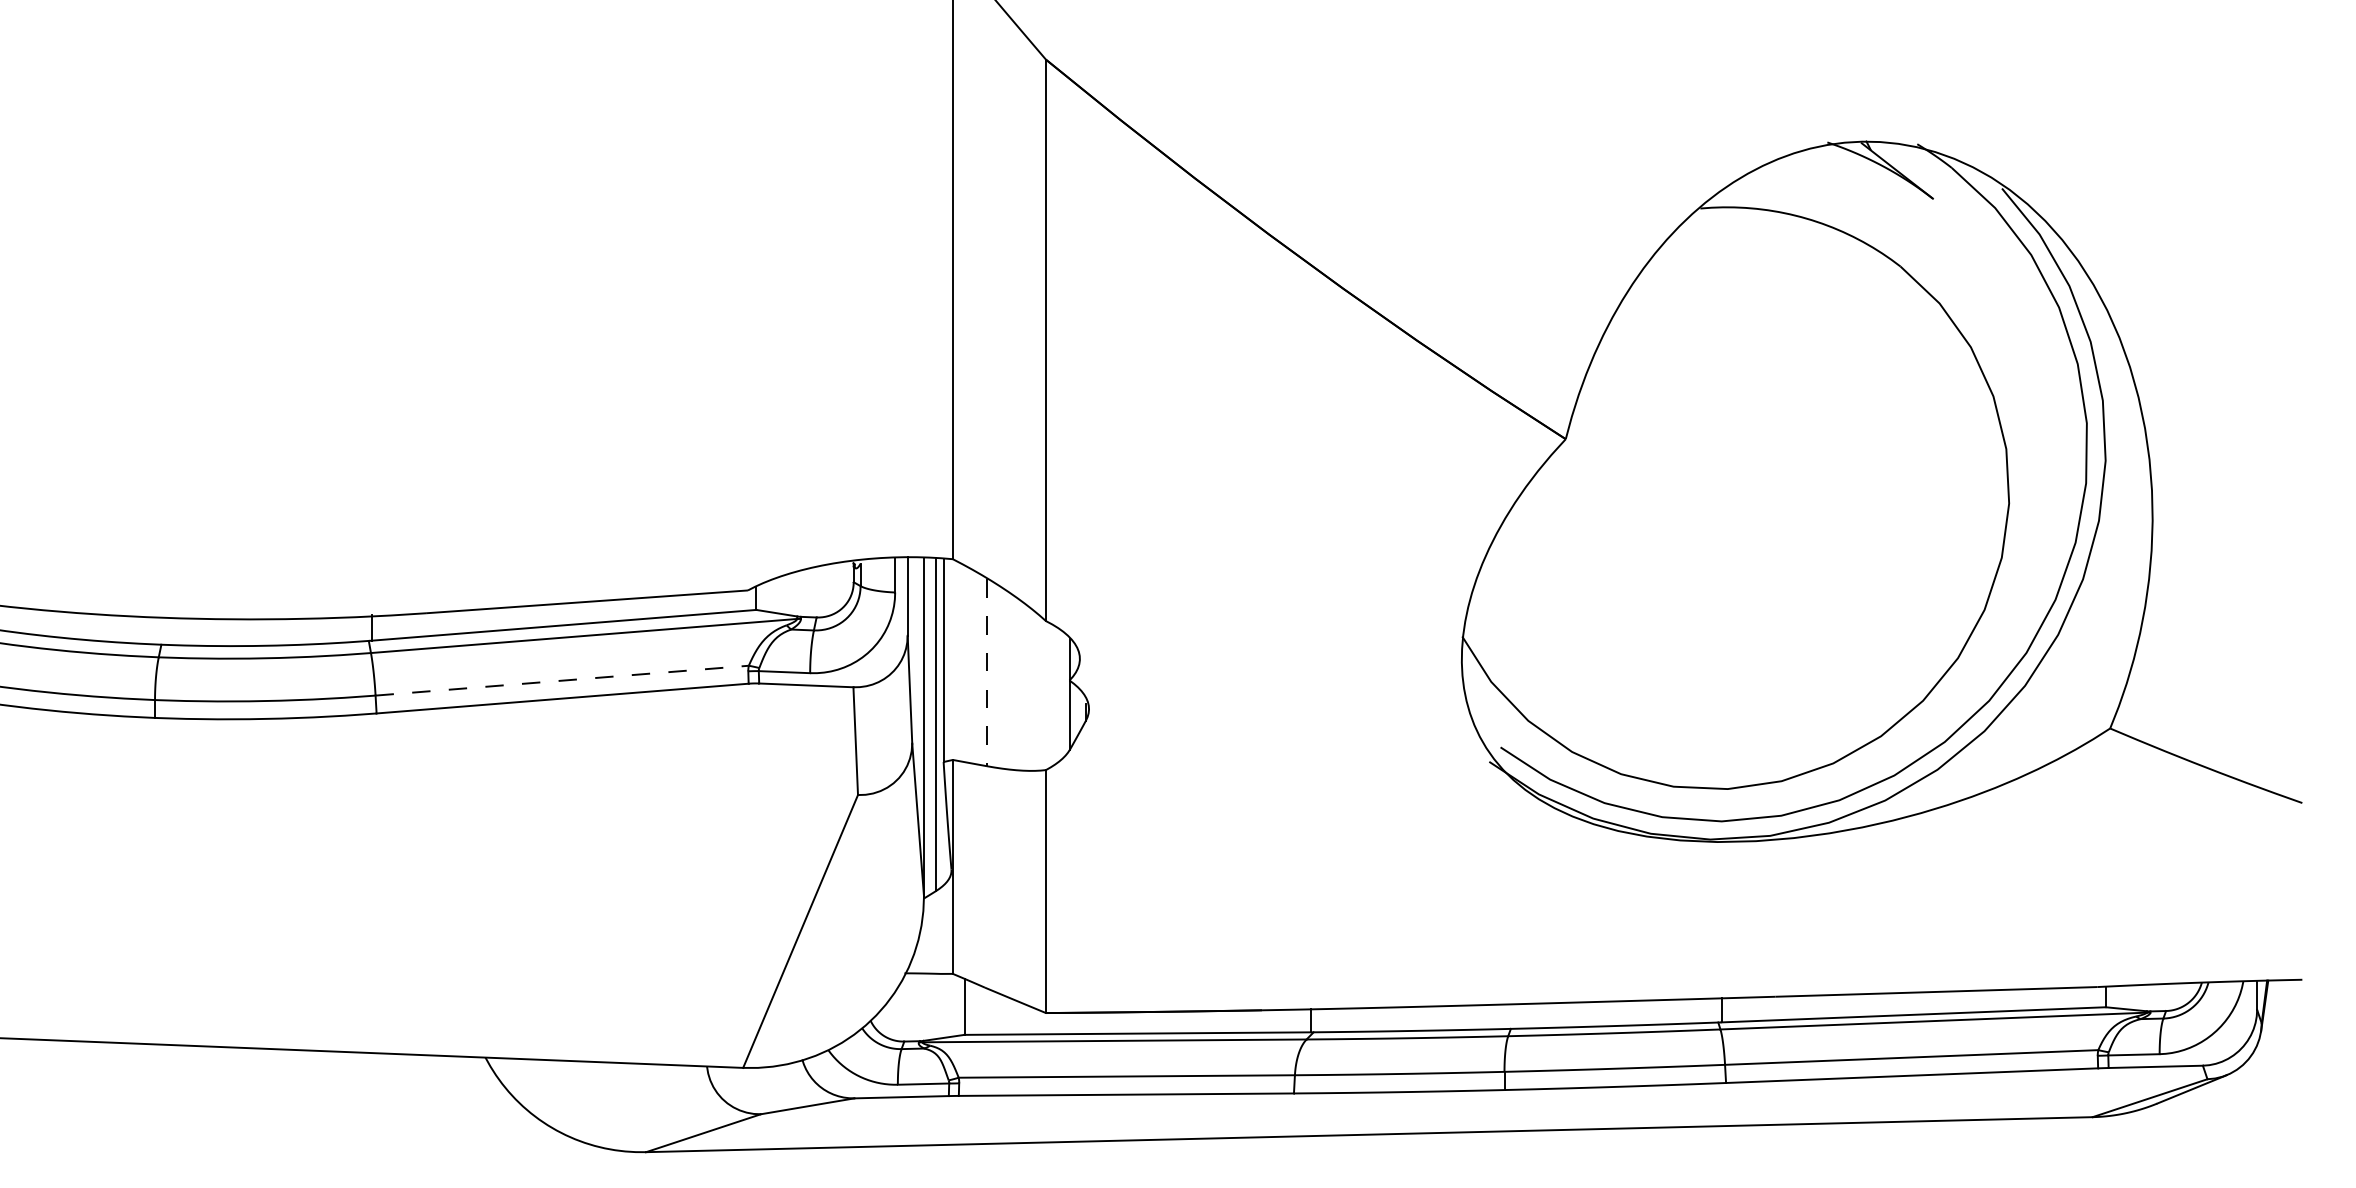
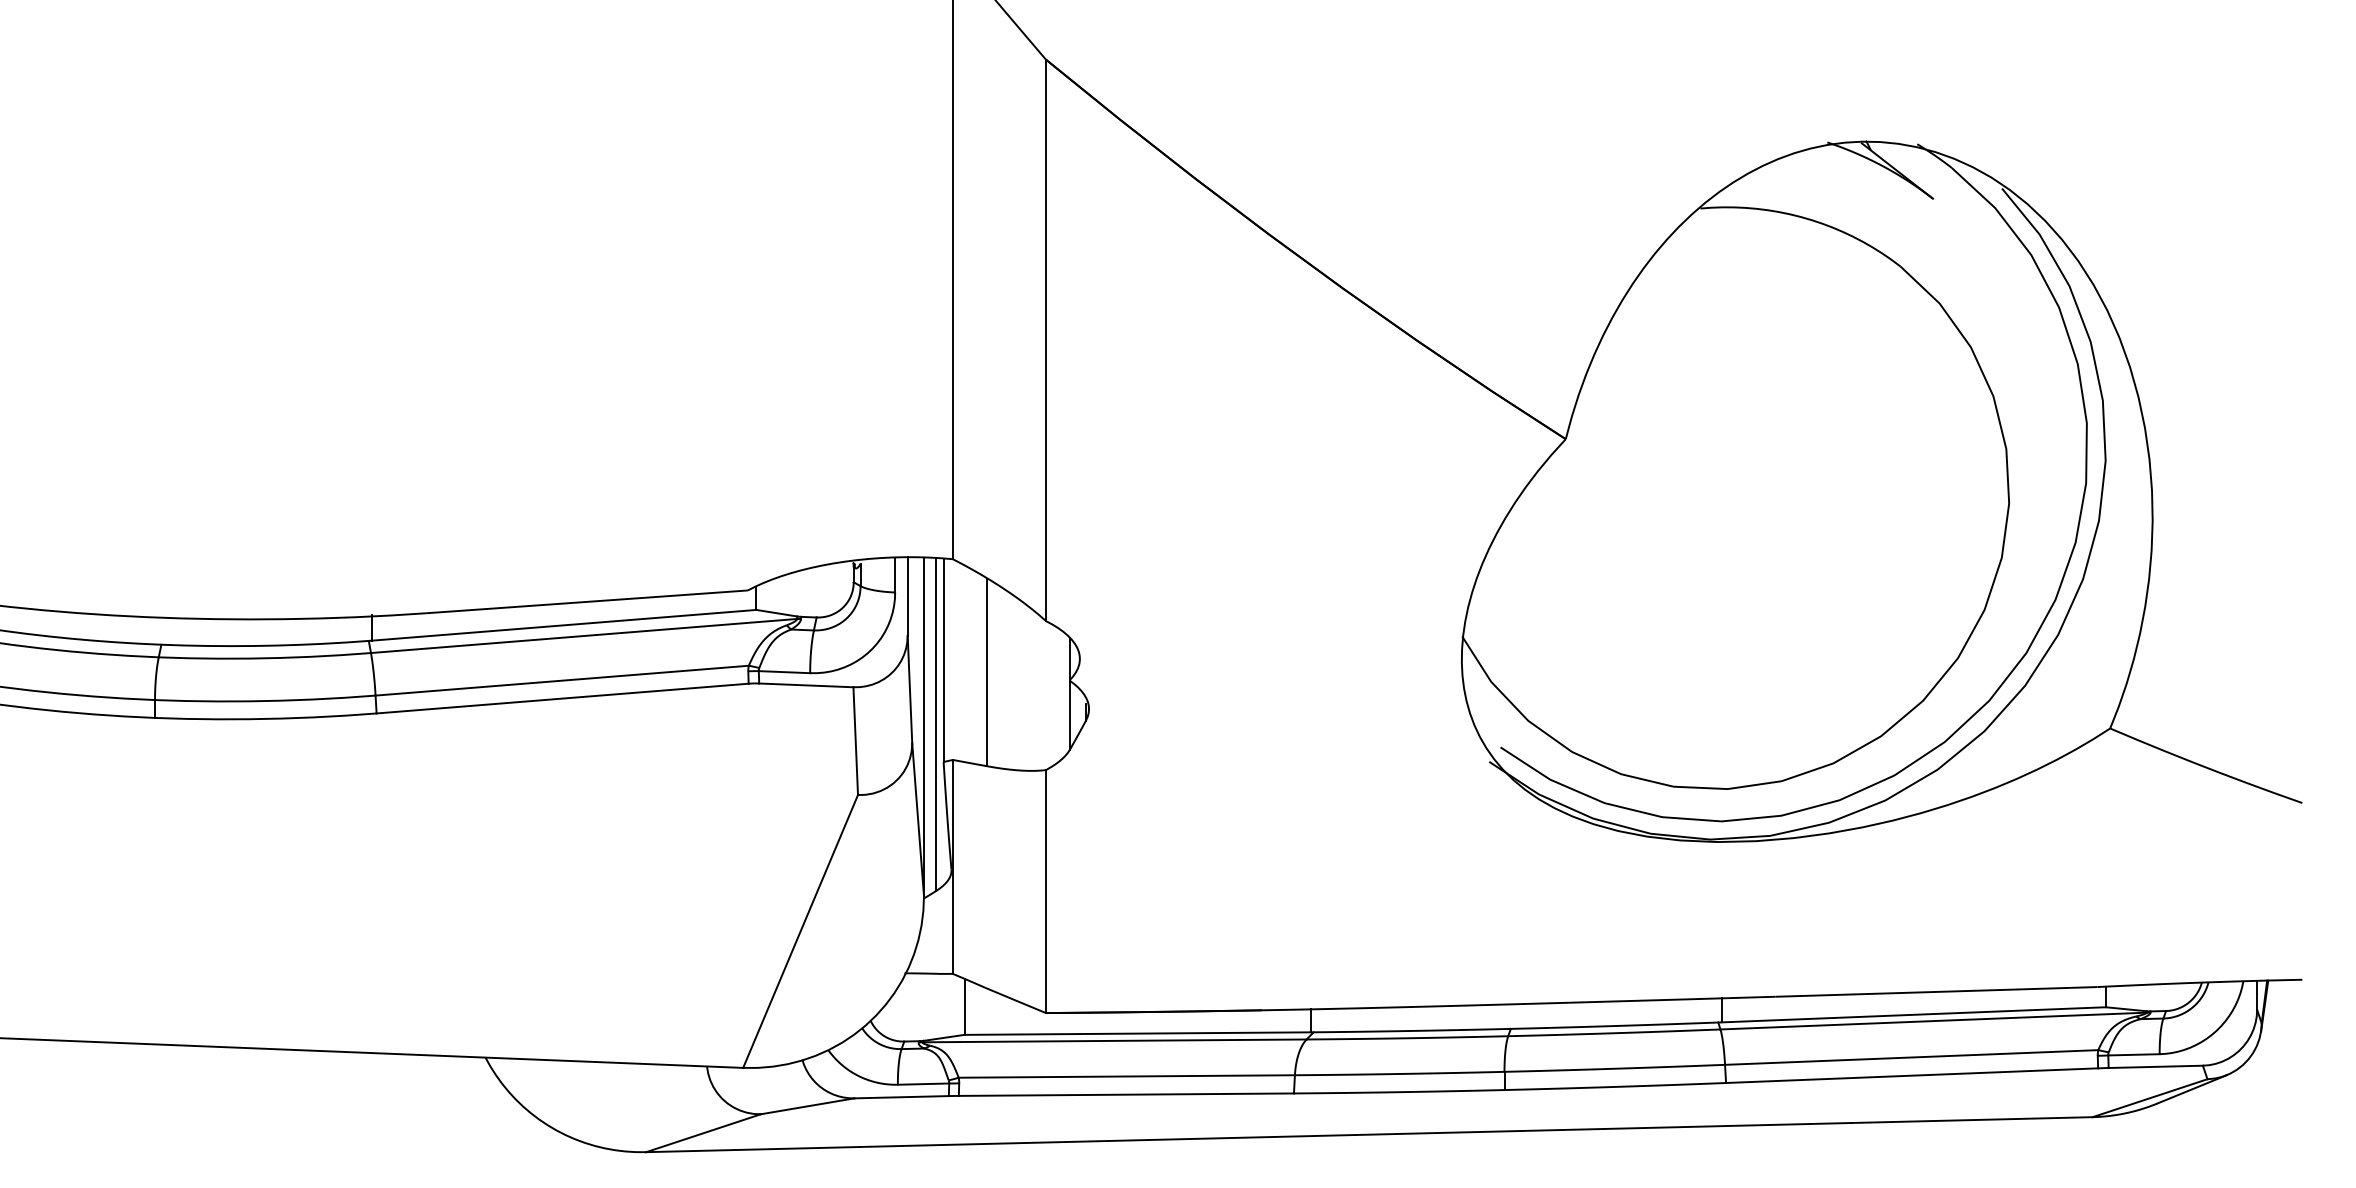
line: dashed -> solid (987, 673)
line: dashed -> solid (562, 680)
